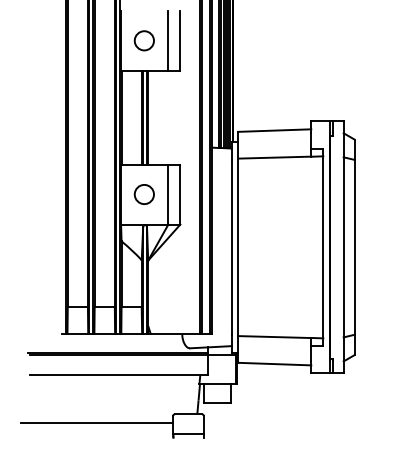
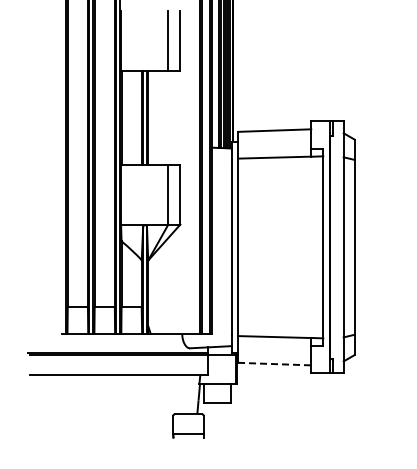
circle: present -> none (143, 40)
circle: present -> none (143, 194)
line: solid -> dashed (274, 364)
line: present -> none (96, 422)
